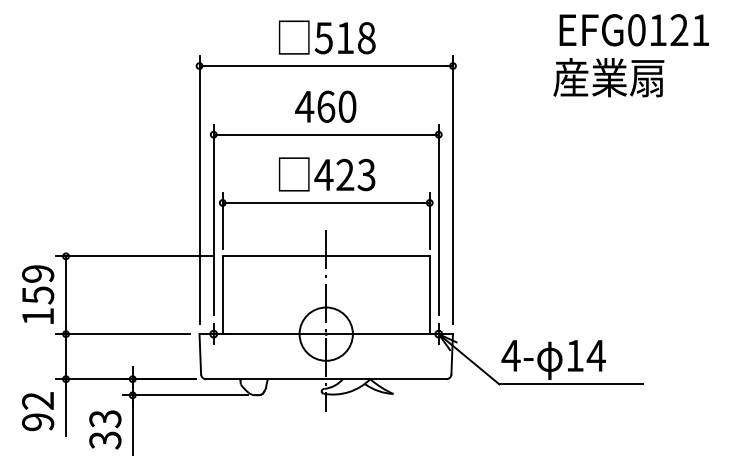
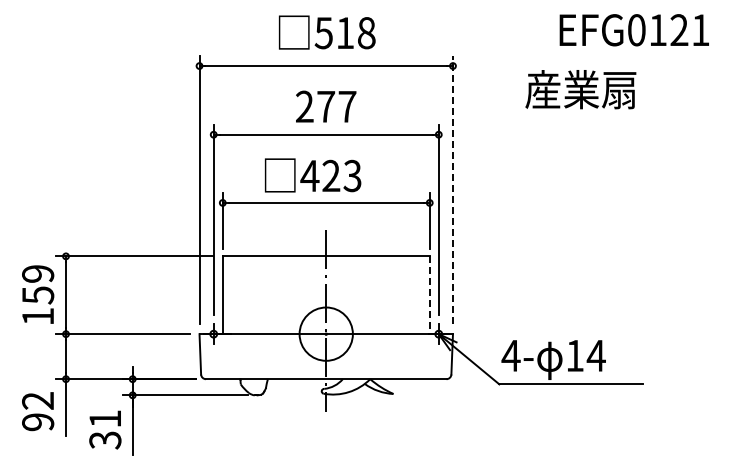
text position: (326, 37) -> (326, 32) (326, 32)
text position: (608, 77) -> (580, 89) (580, 89)
text: 460 -> 277 (325, 106)
text position: (326, 174) -> (312, 175) (312, 175)
line: solid -> dashed (452, 189)
line: solid -> dashed (429, 295)
text: 33 -> 31 (105, 419)
